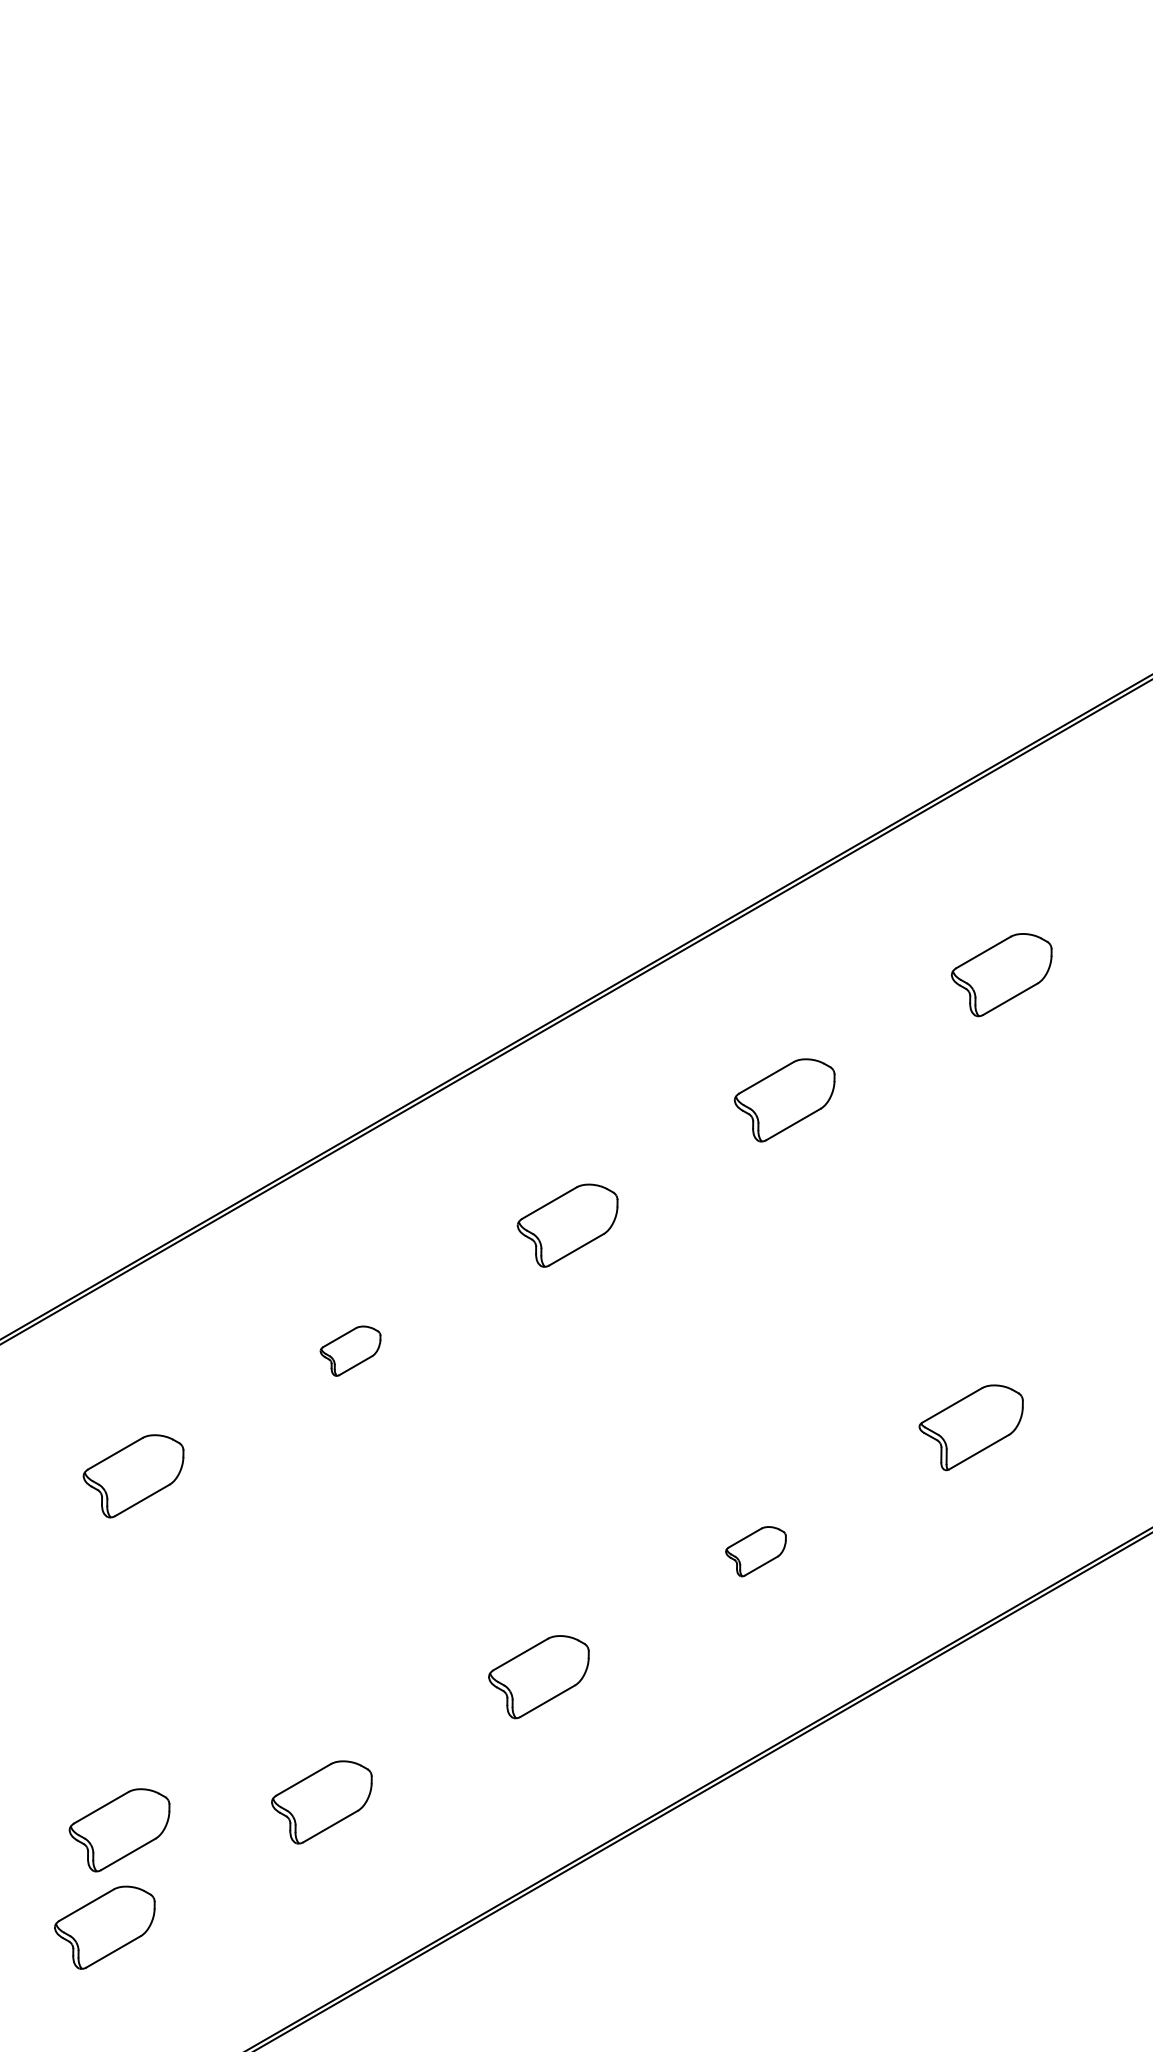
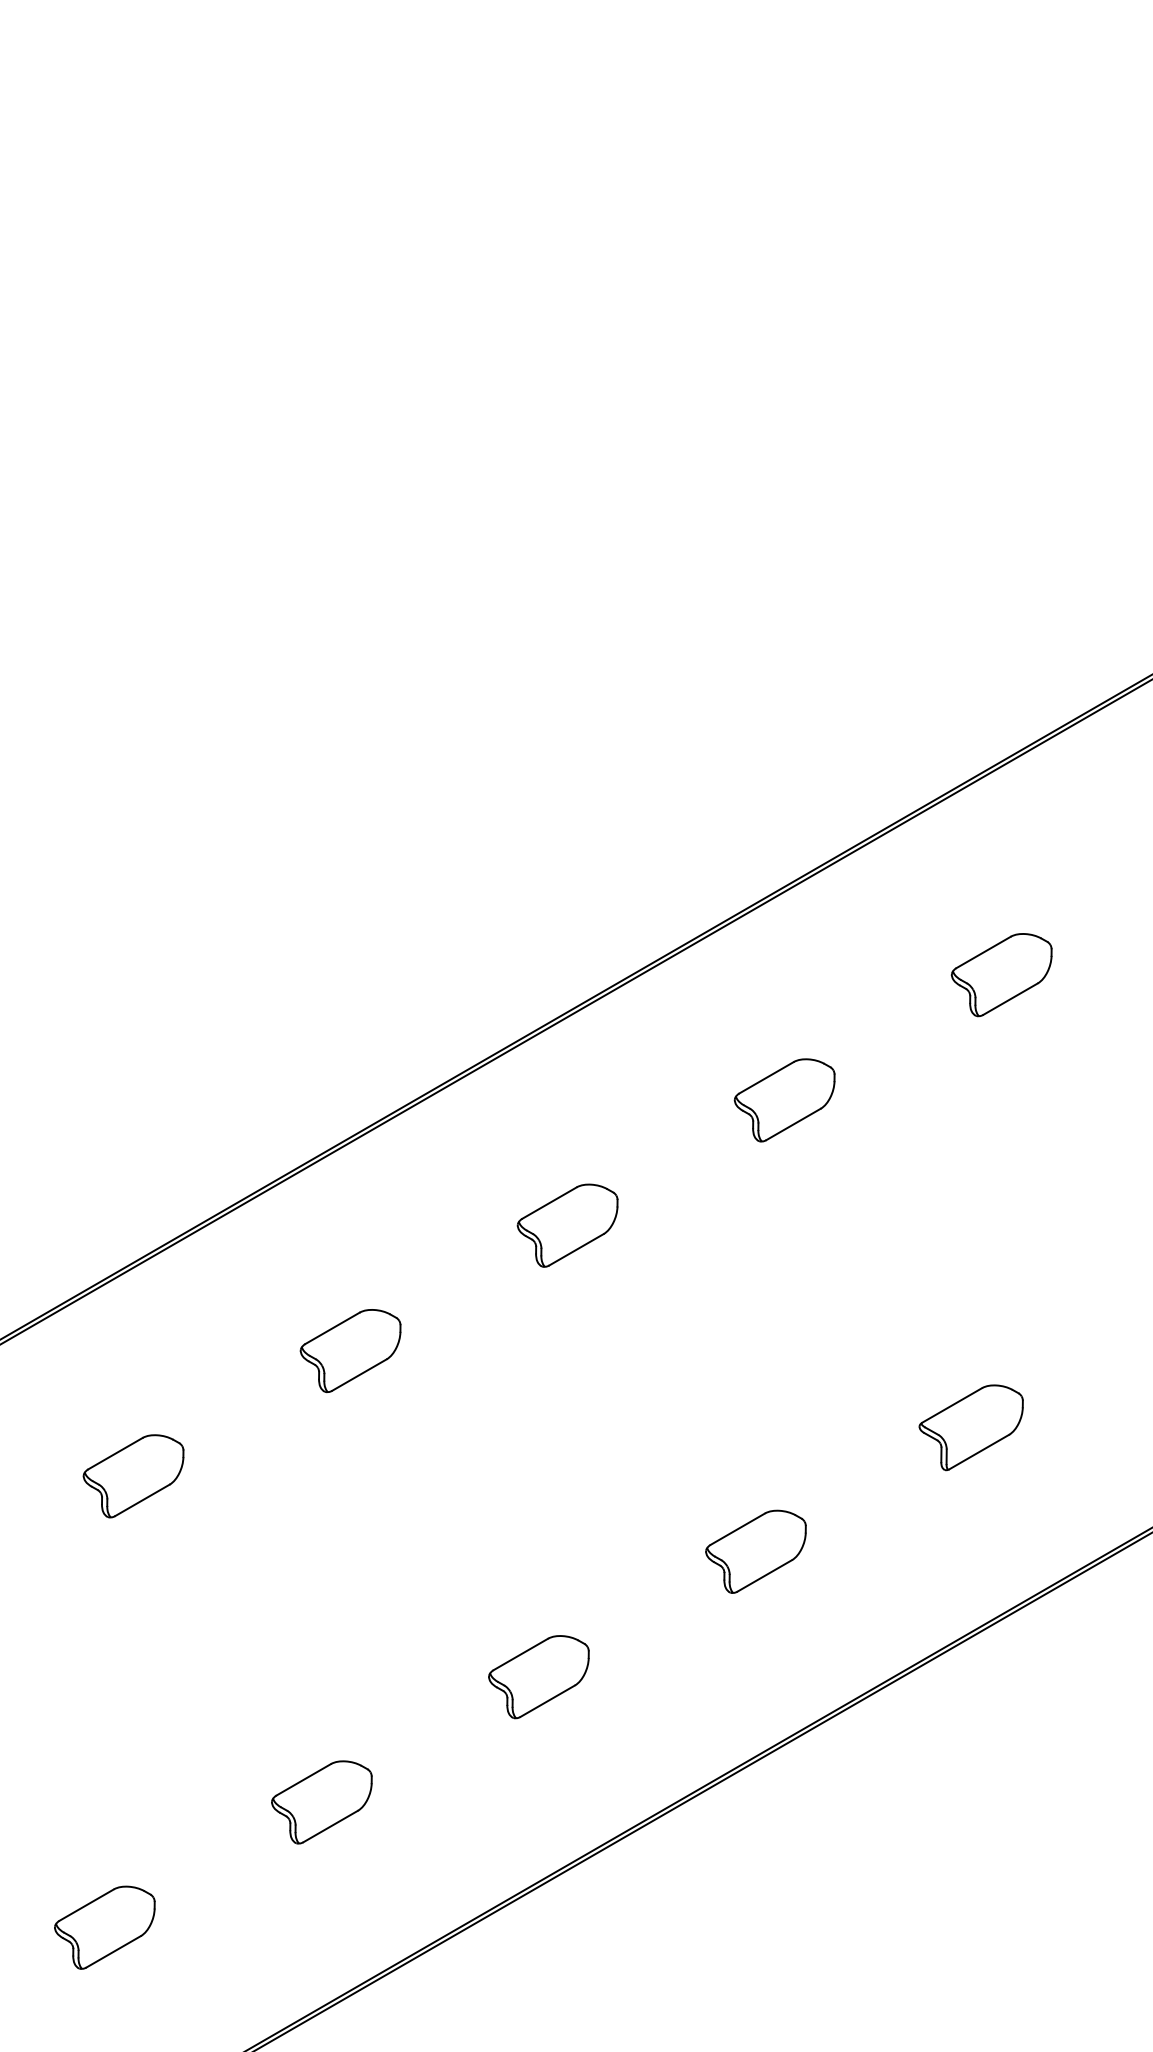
part size: 63x52 px -> 103x85 px (350, 1351)
part size: 62x52 px -> 102x85 px (755, 1551)
part: present -> none (119, 1830)
